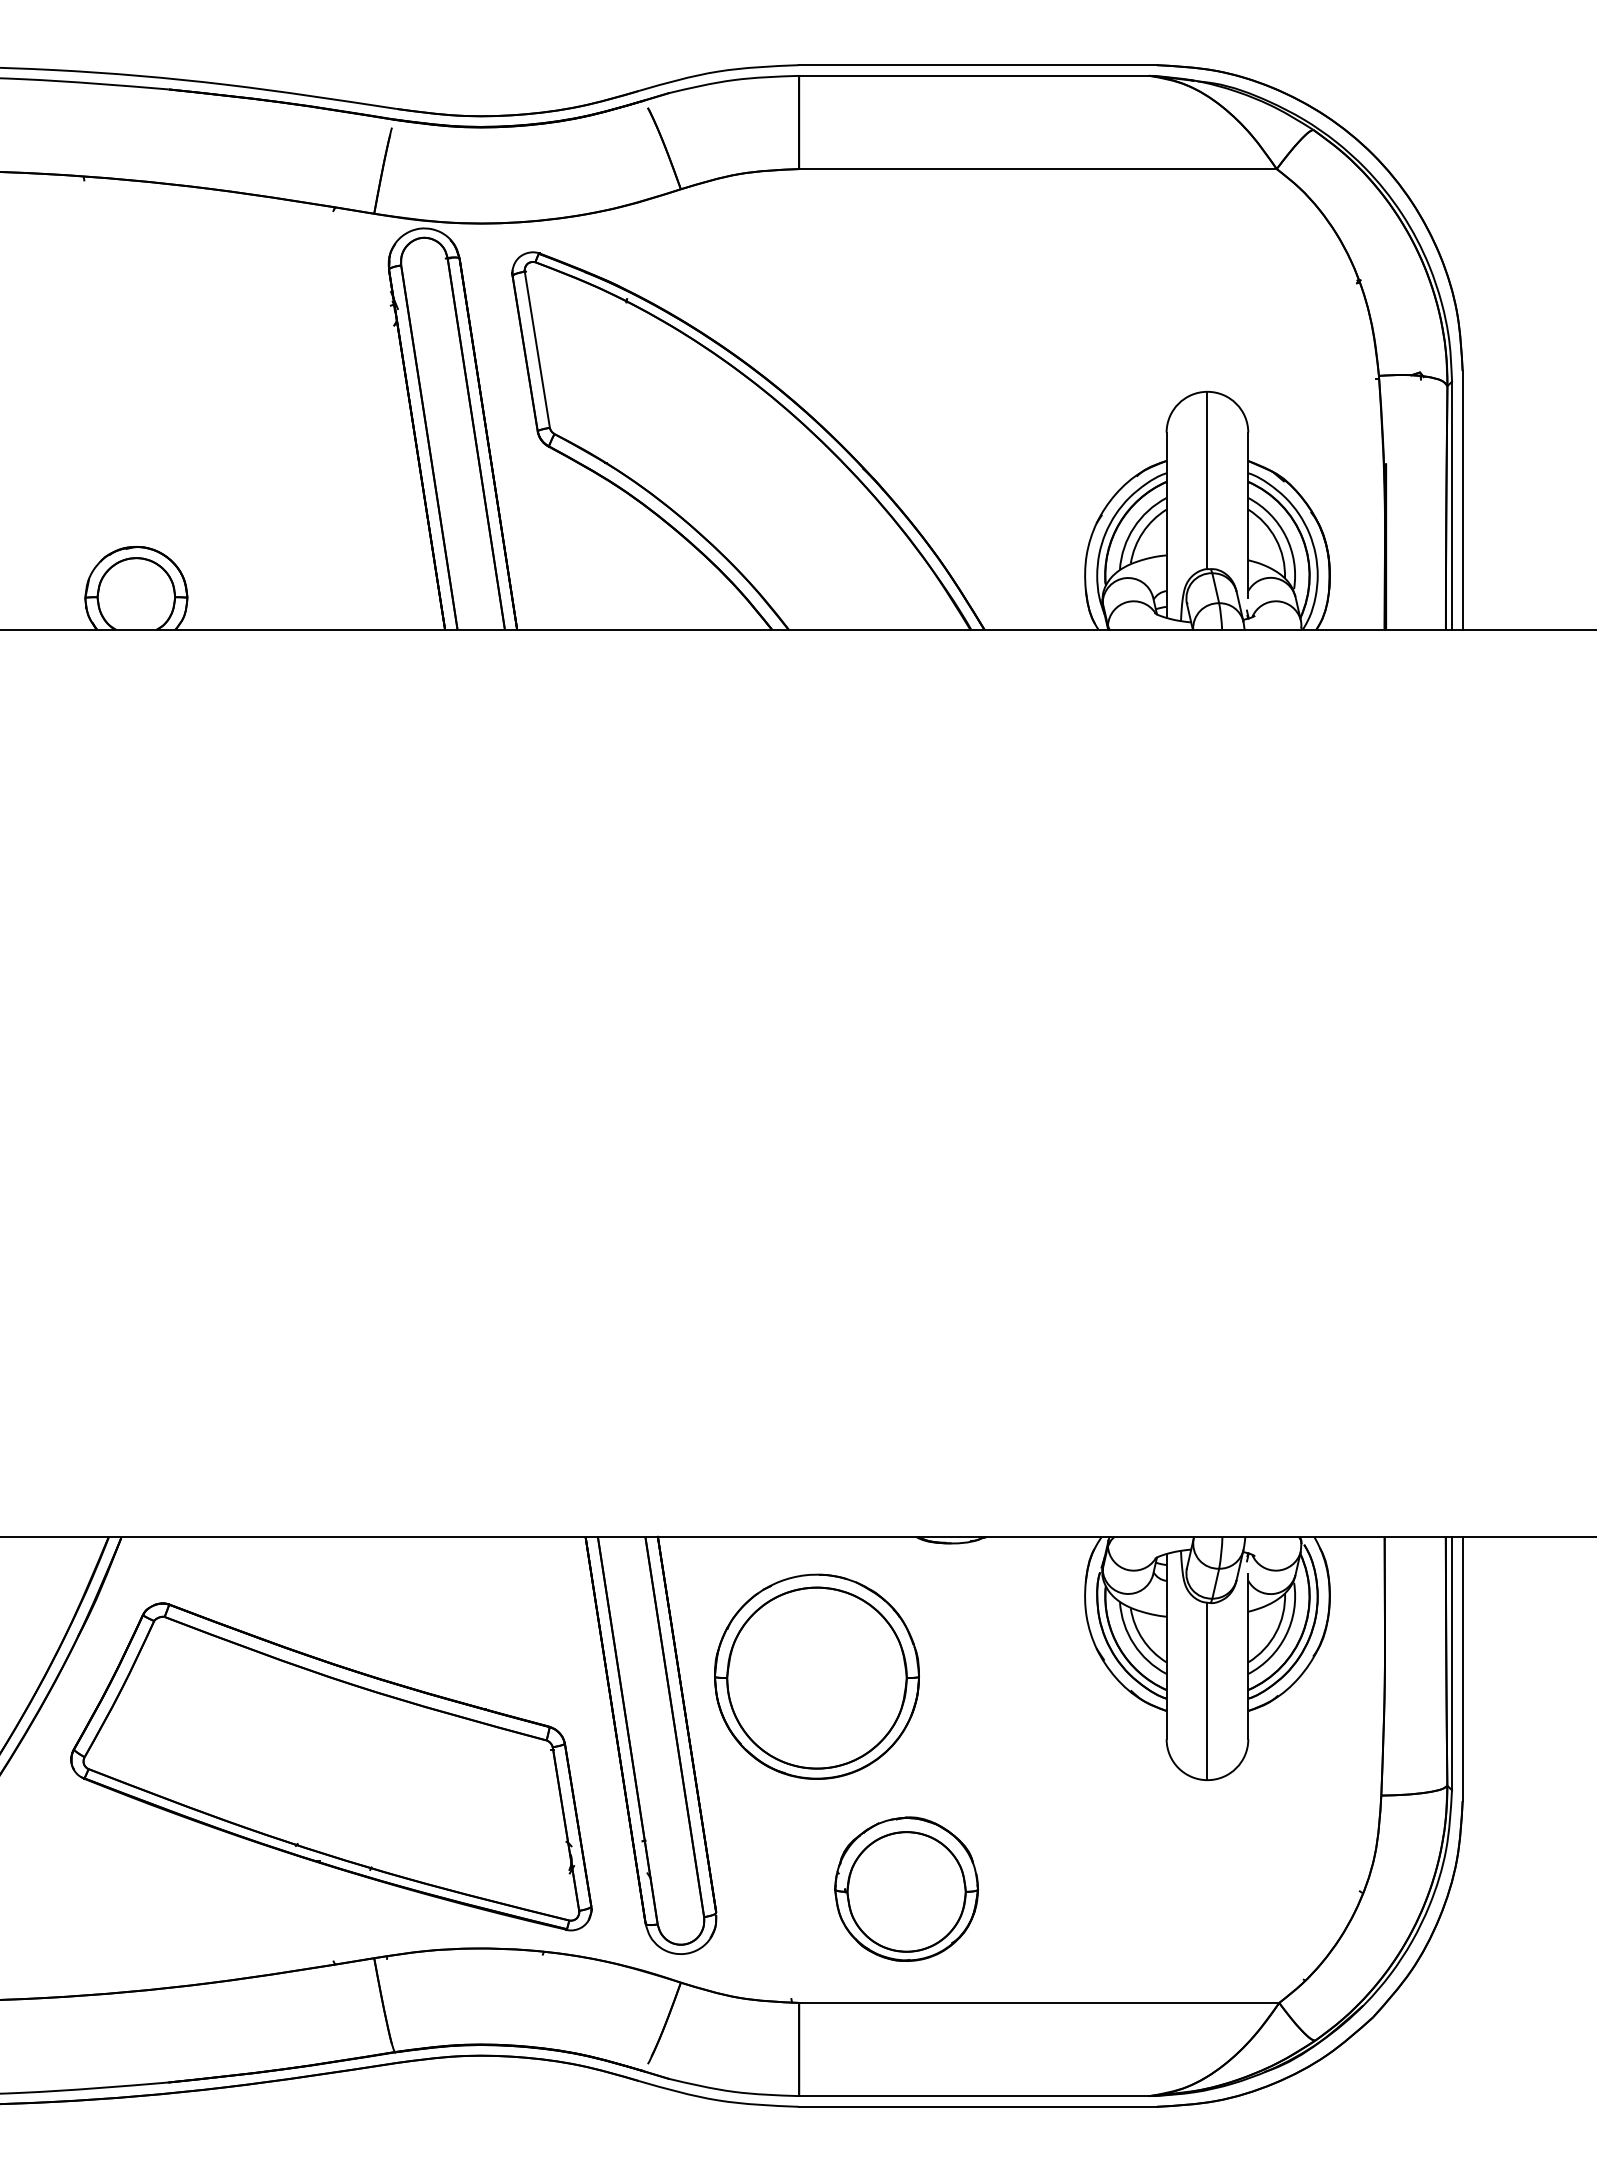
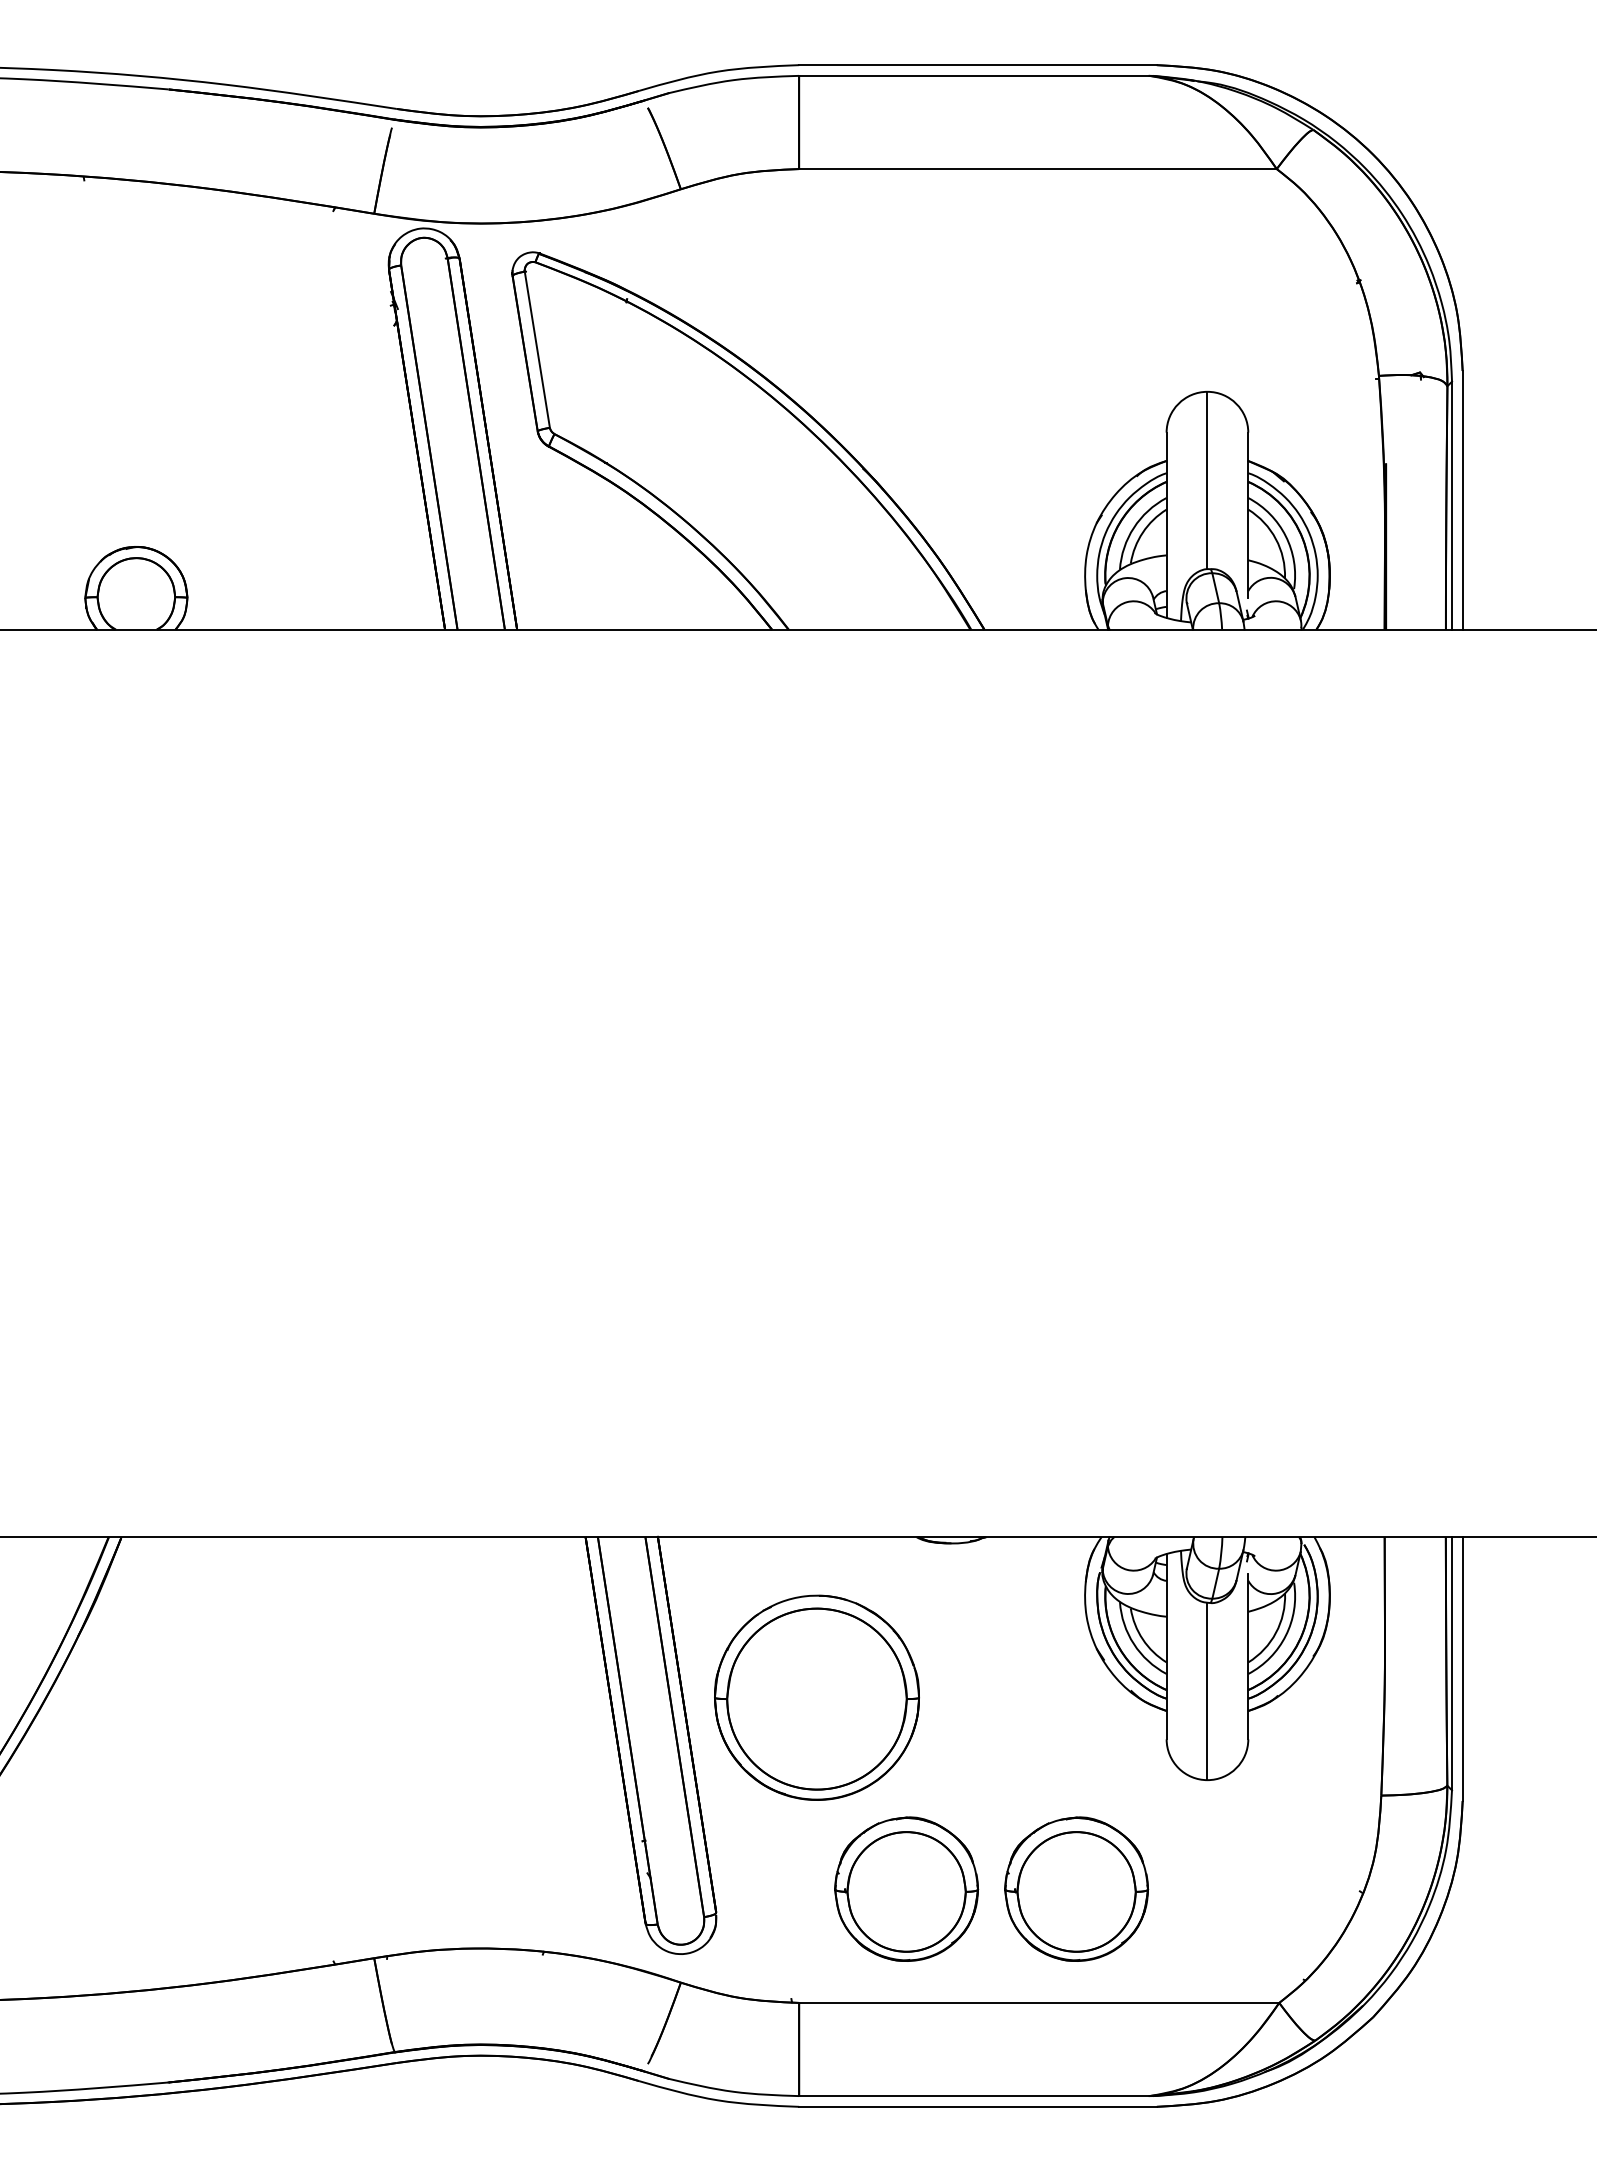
part position: (816, 1676) -> (816, 1697) (816, 1697)
part: present -> none (331, 1766)
part: none -> present (1076, 1888)
